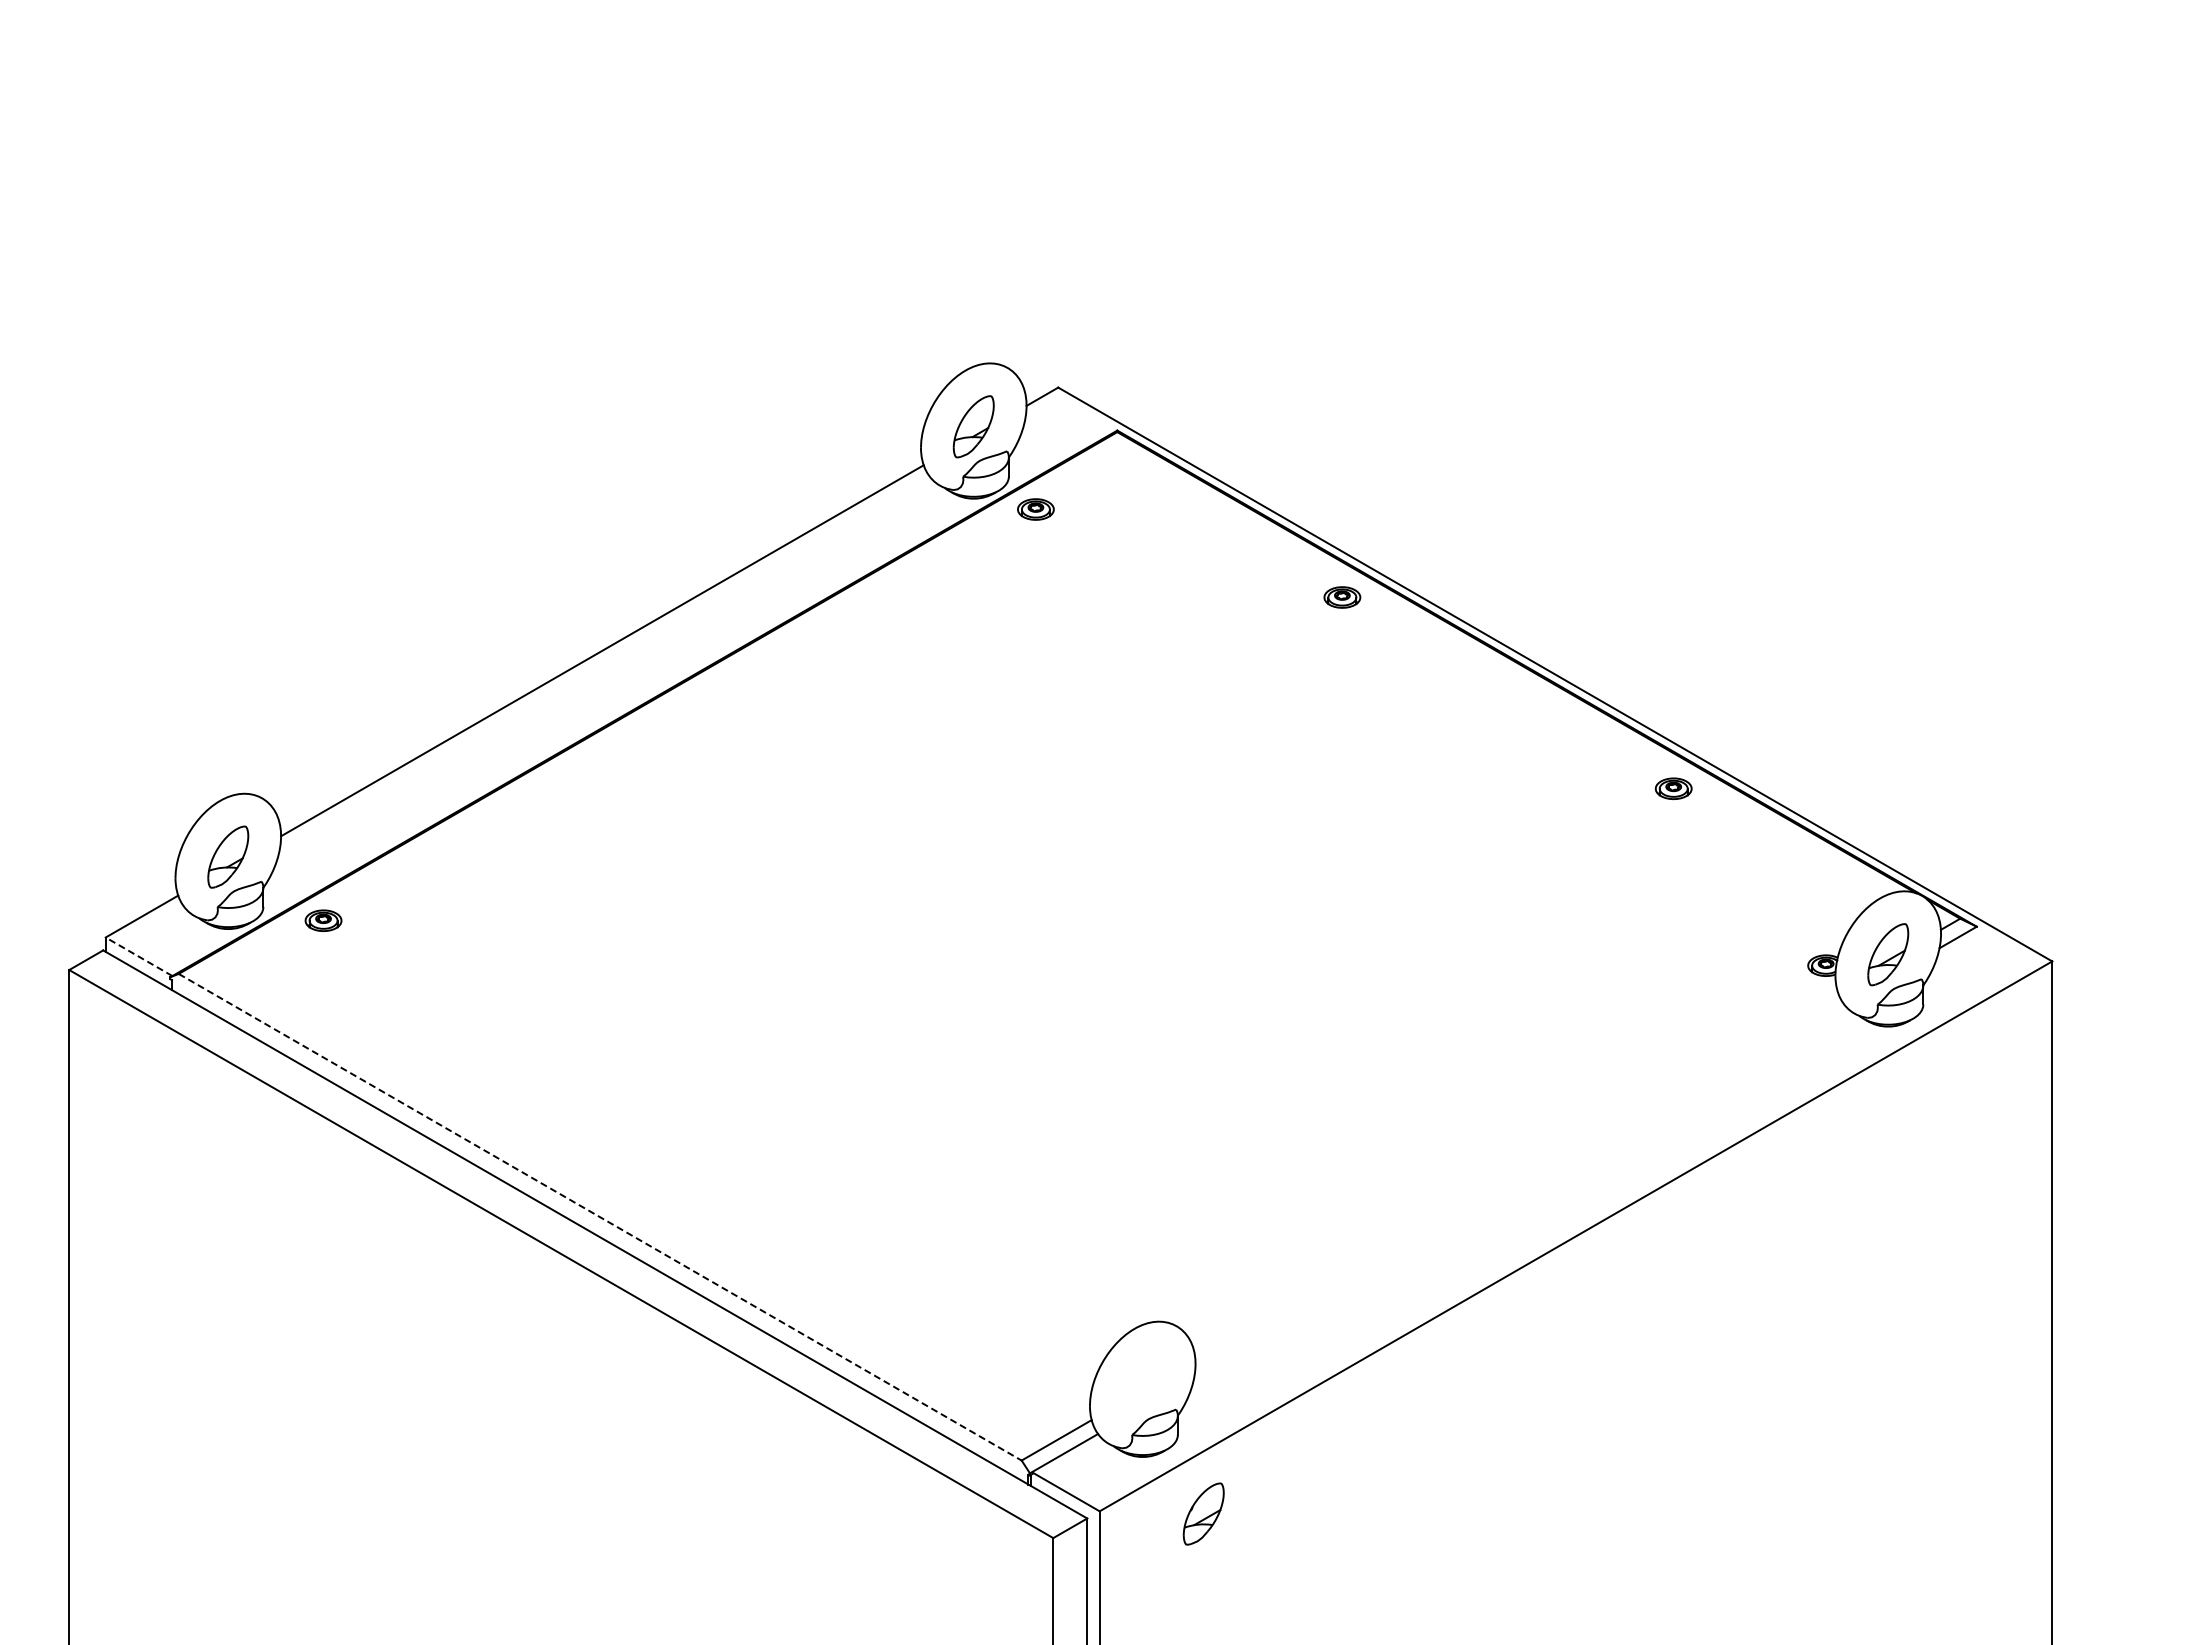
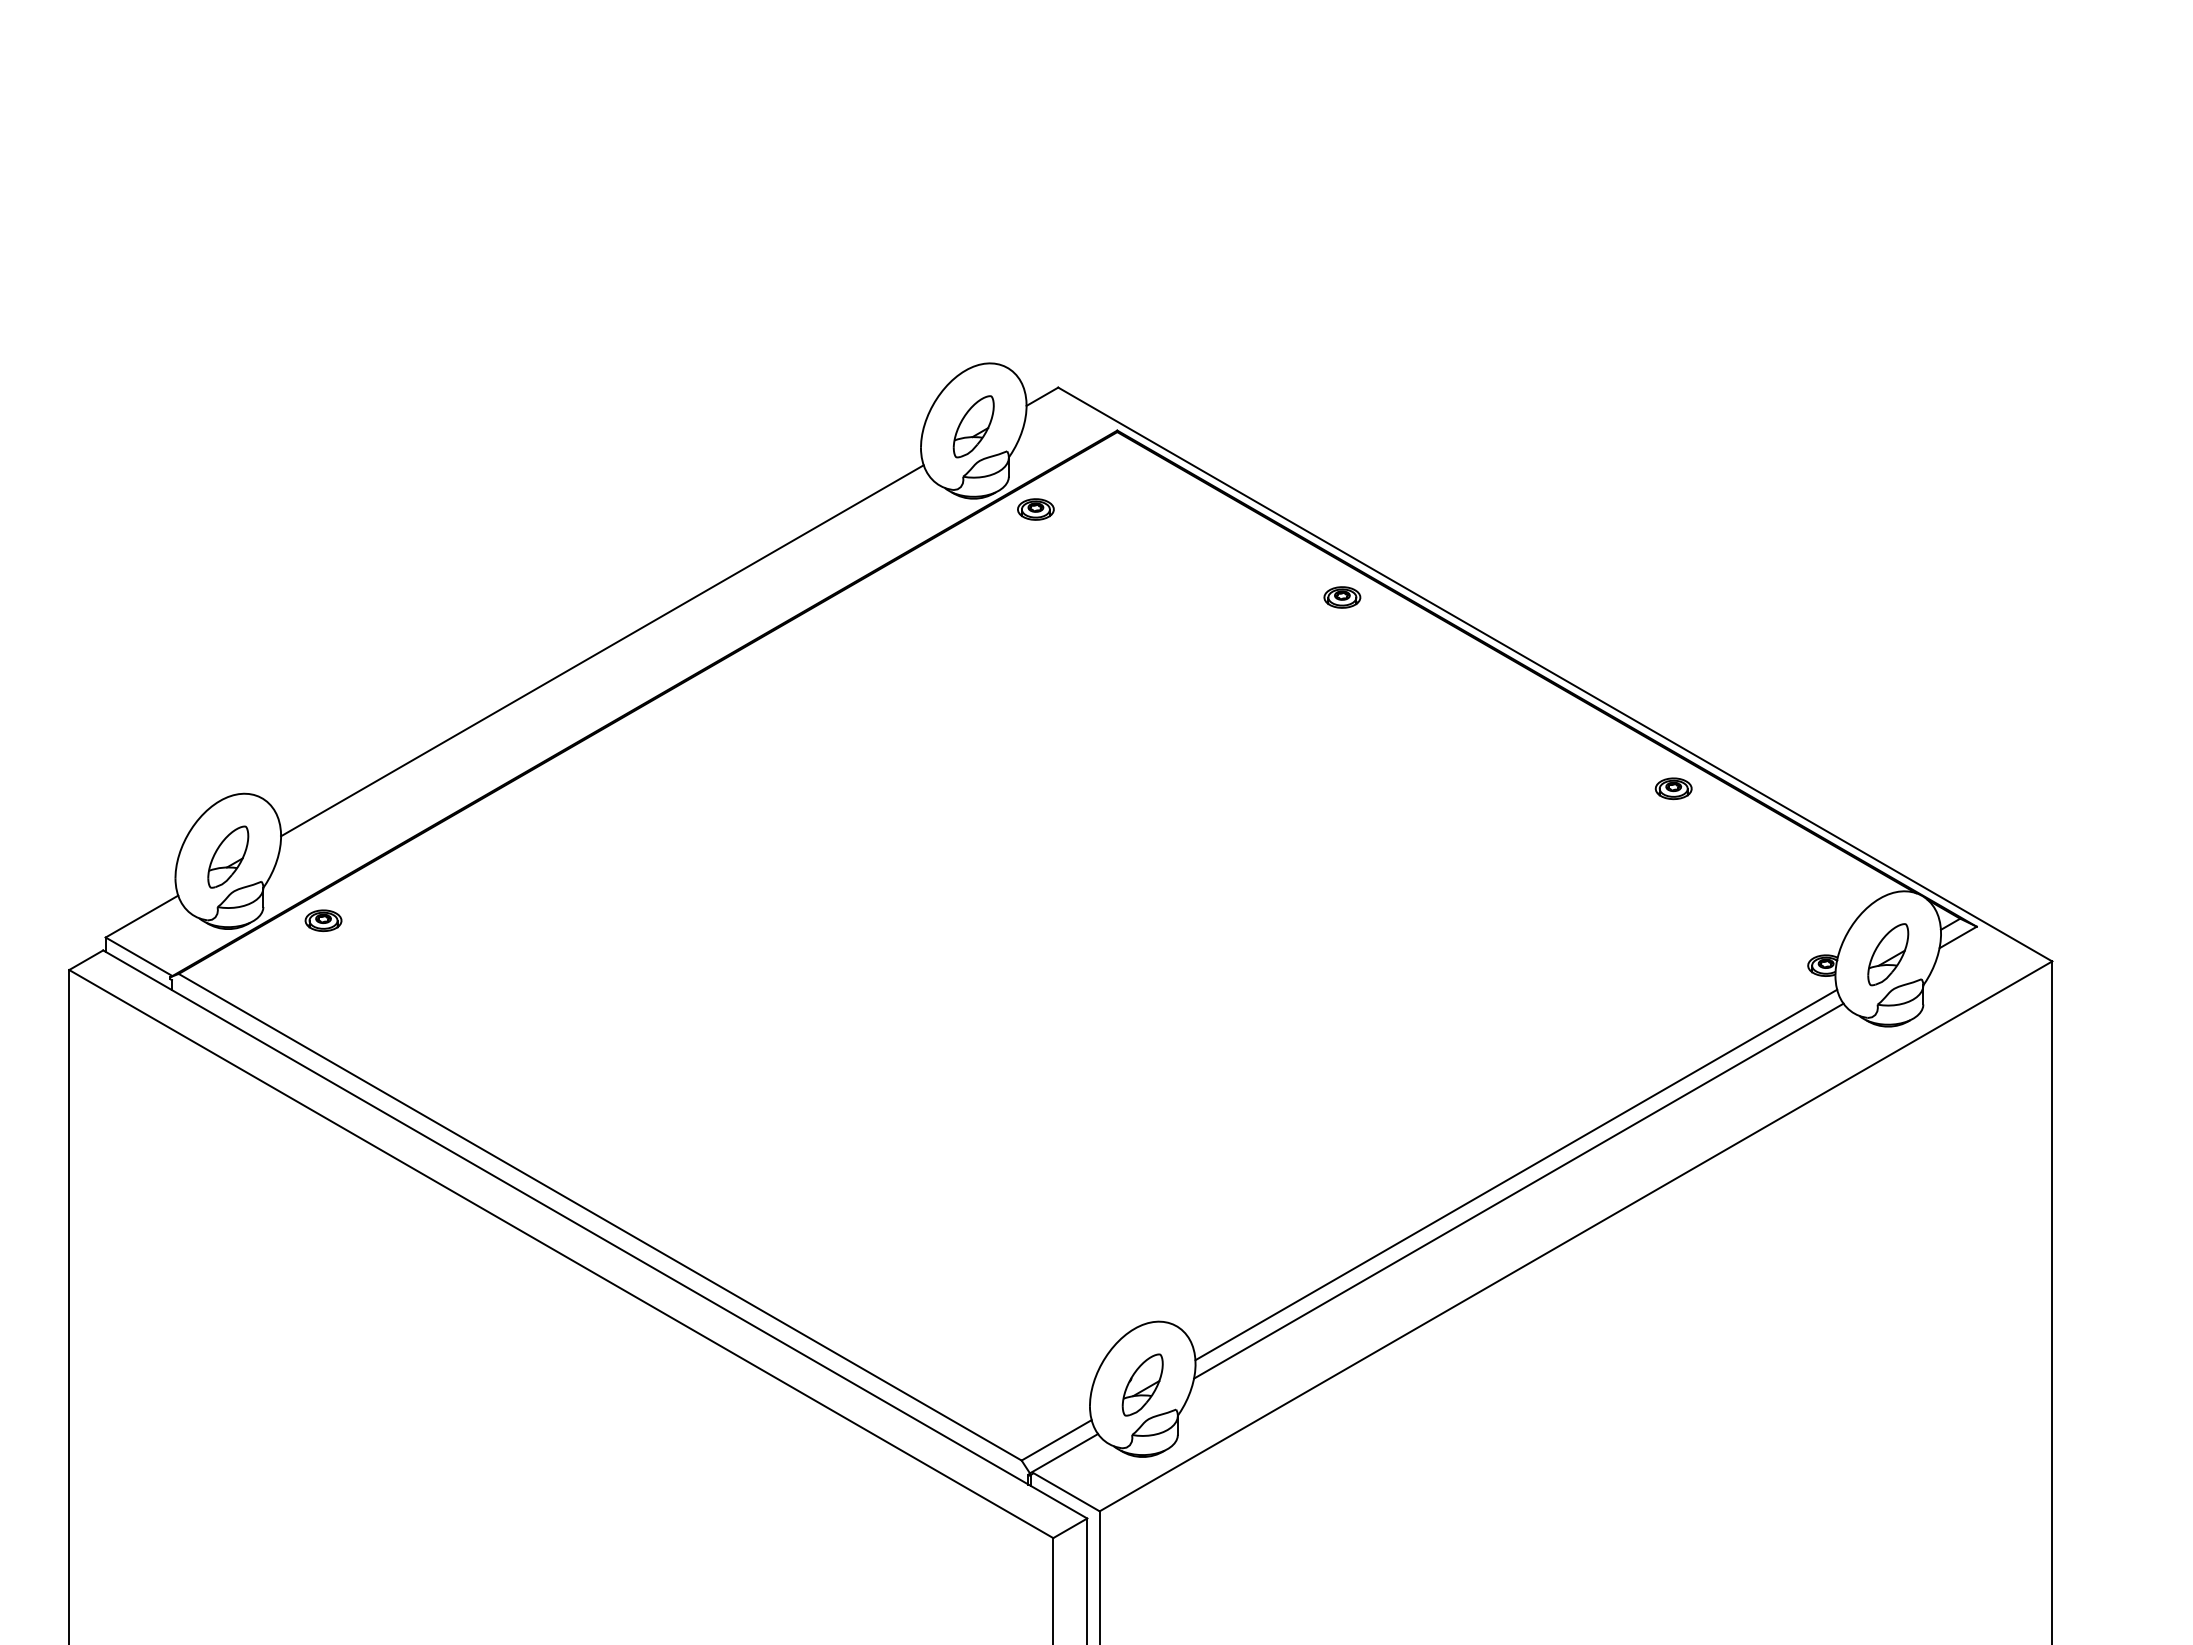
line: dashed -> solid (139, 956)
line: none -> present (1516, 1174)
line: none -> present (1518, 1190)
line: dashed -> solid (600, 1217)
part position: (1203, 1513) -> (1142, 1384) (1142, 1384)
